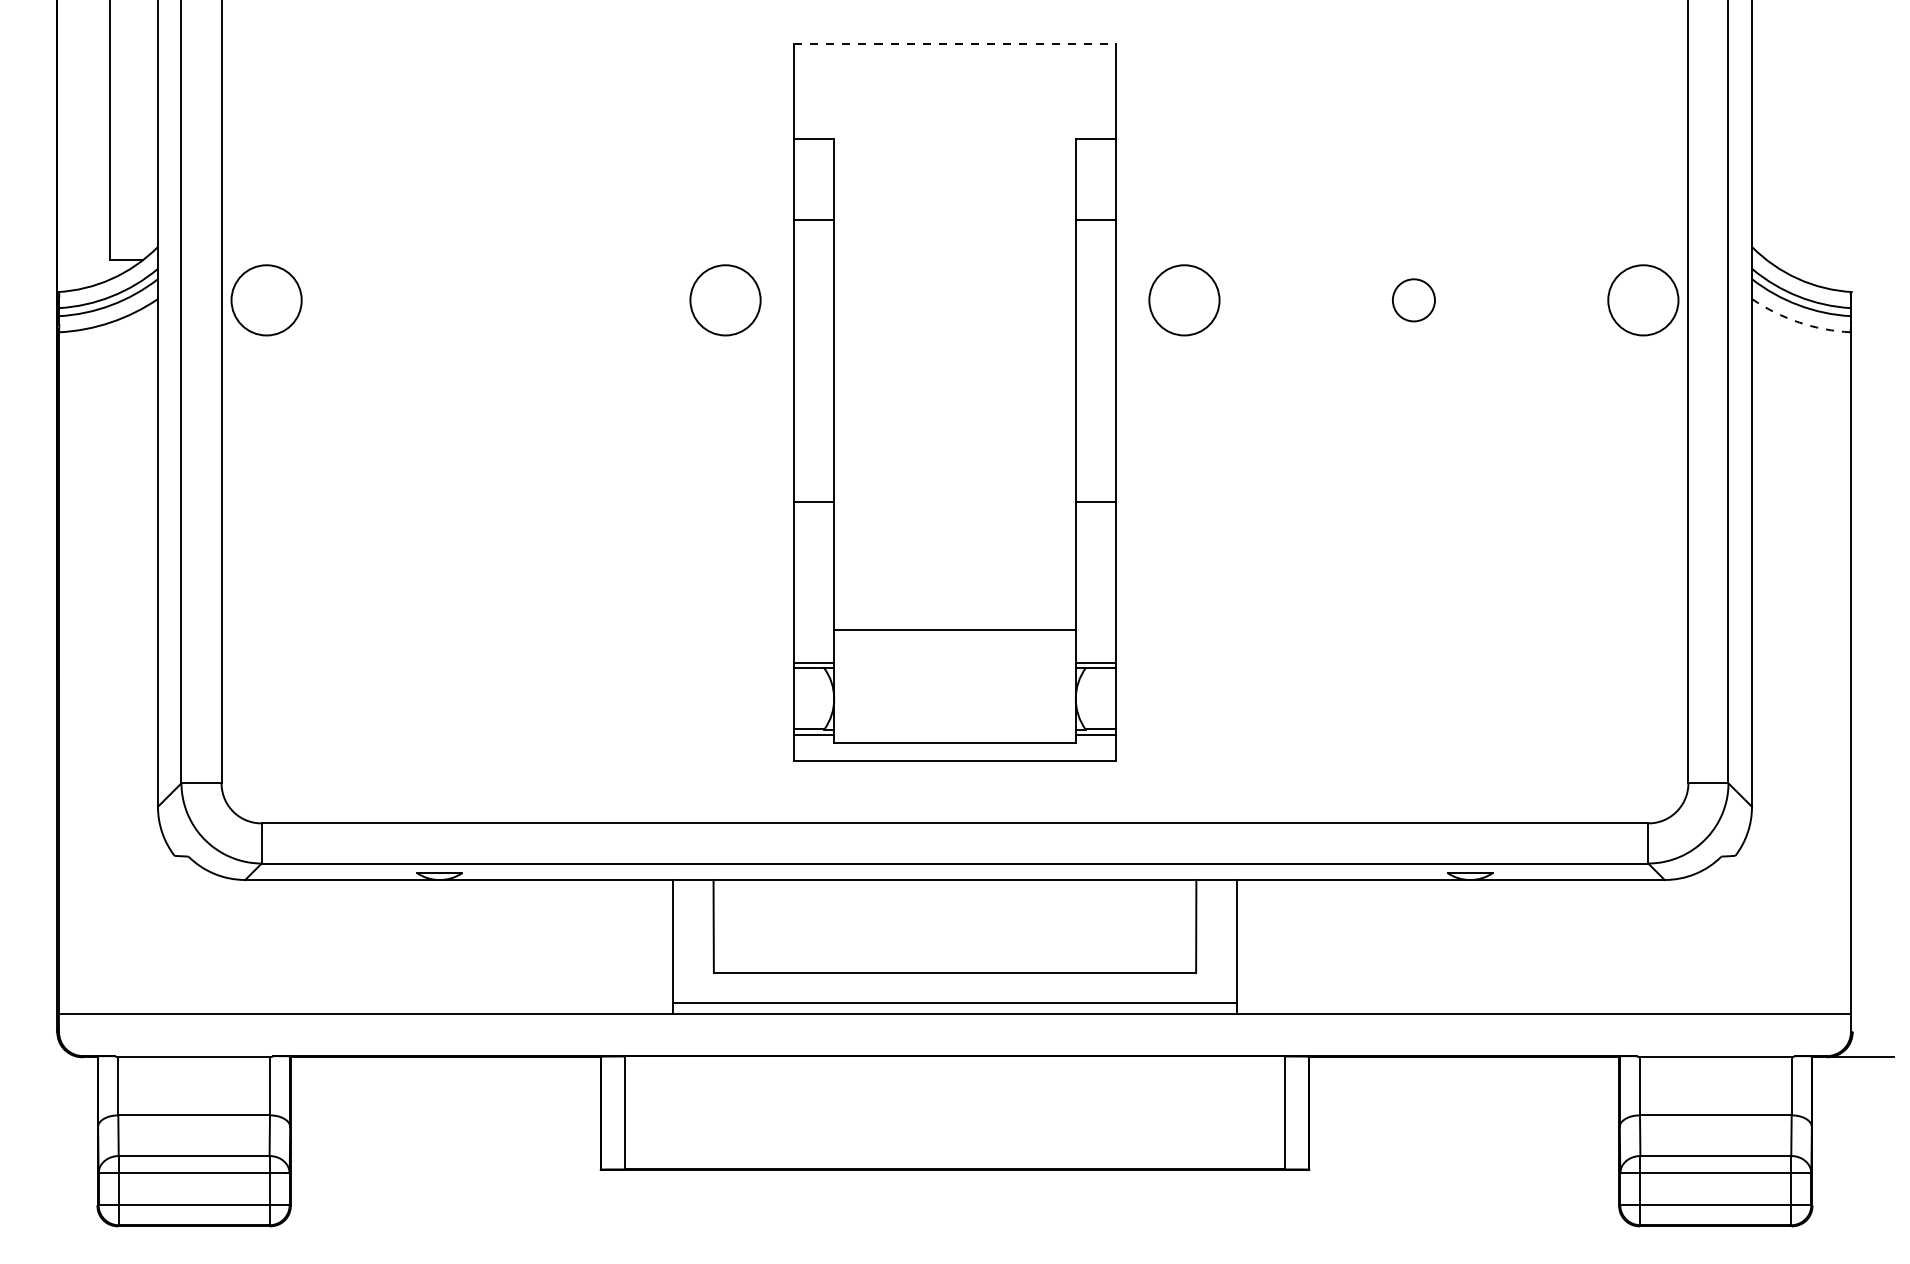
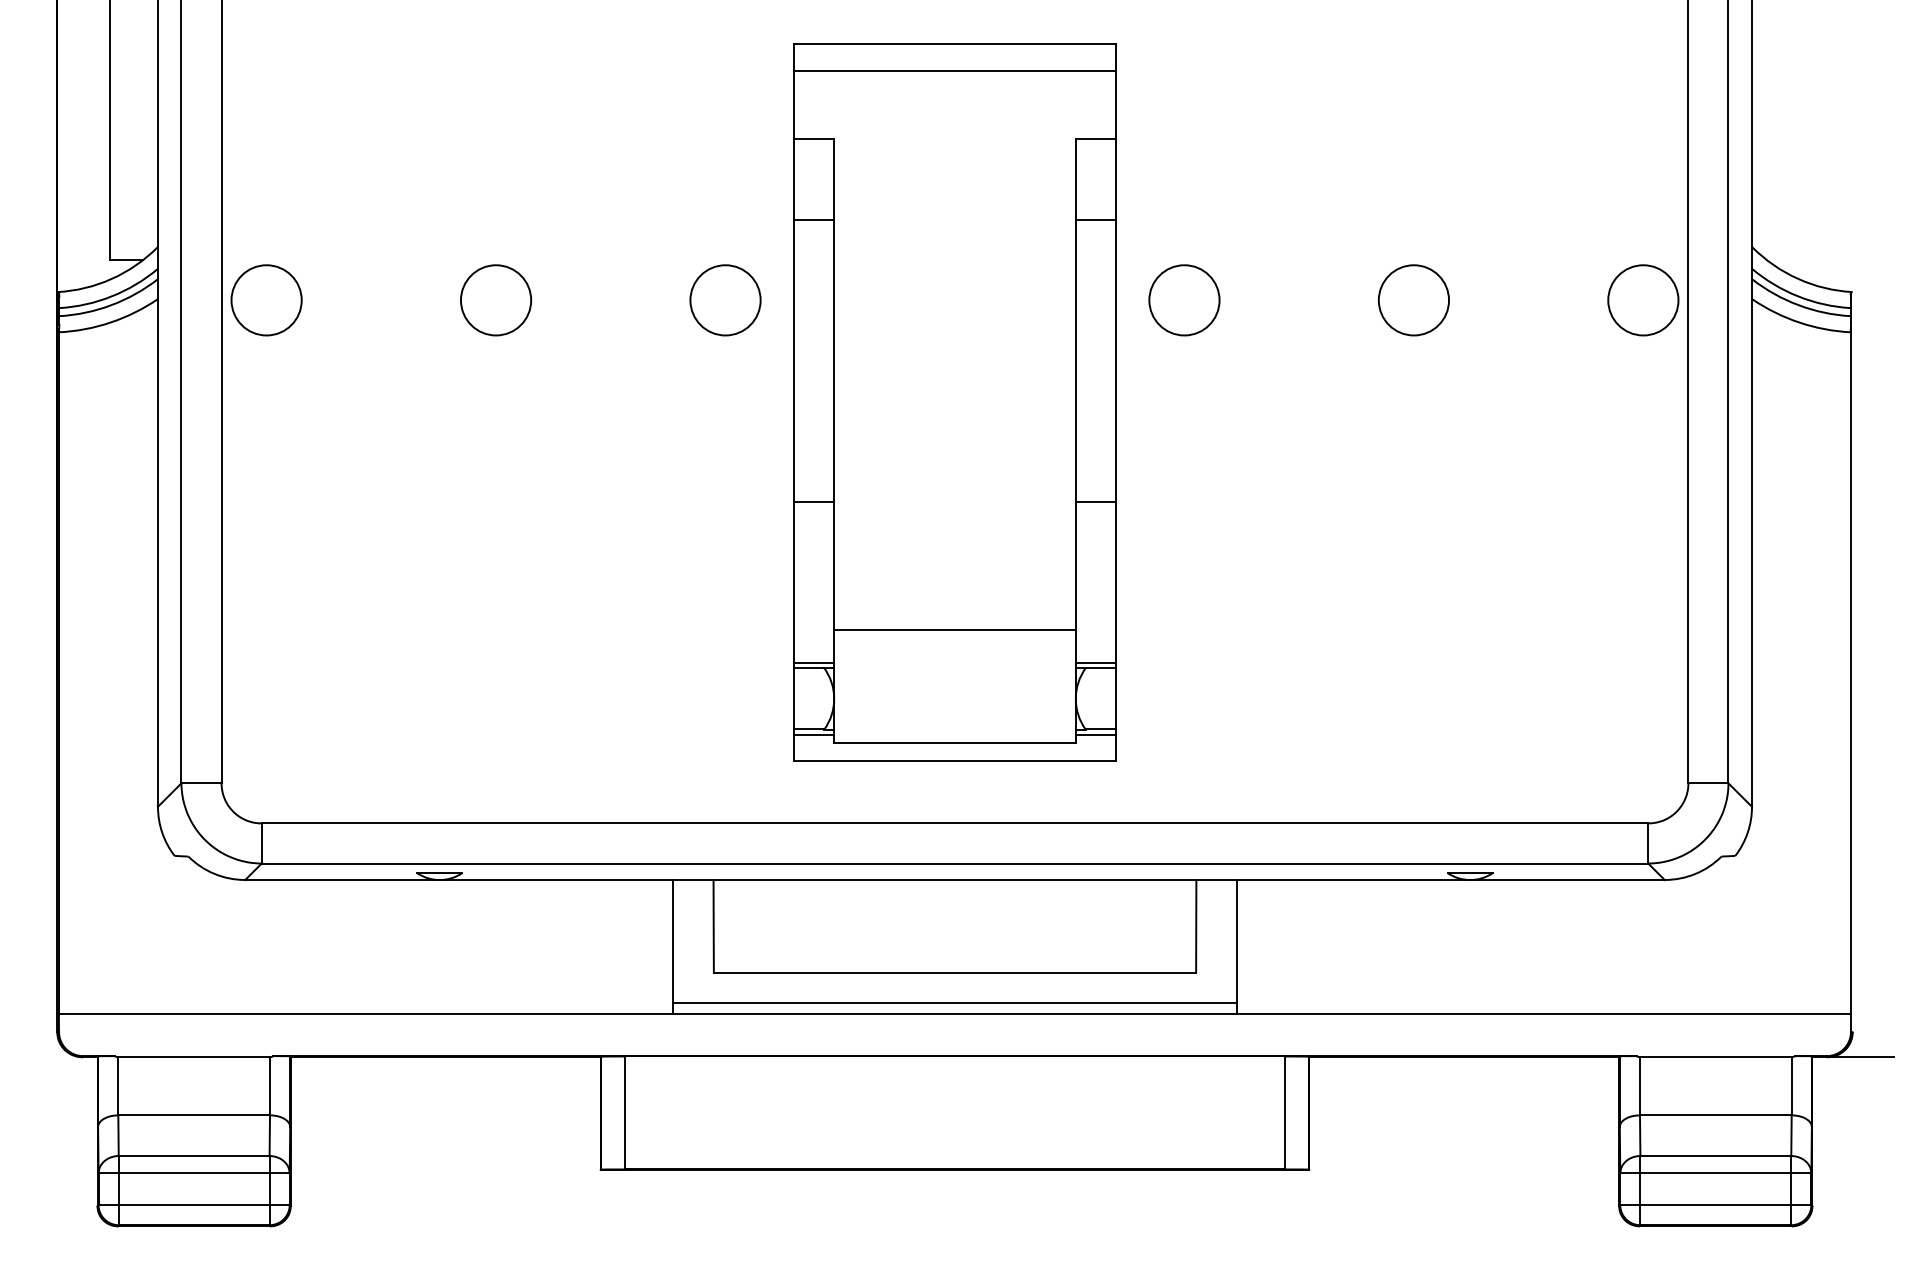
line: dashed -> solid (955, 43)
line: none -> present (954, 71)
circle: none -> present (496, 300)
circle diameter: 42 px -> 70 px (1413, 300)
arc: dashed -> solid (1799, 322)
